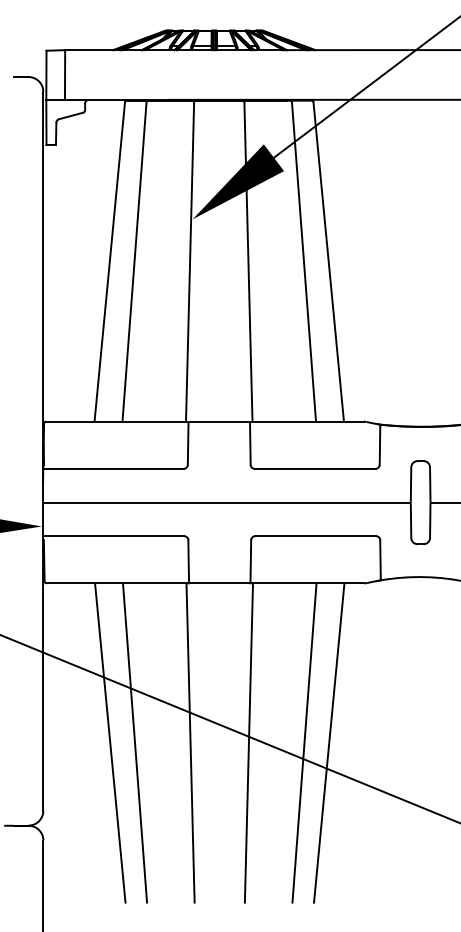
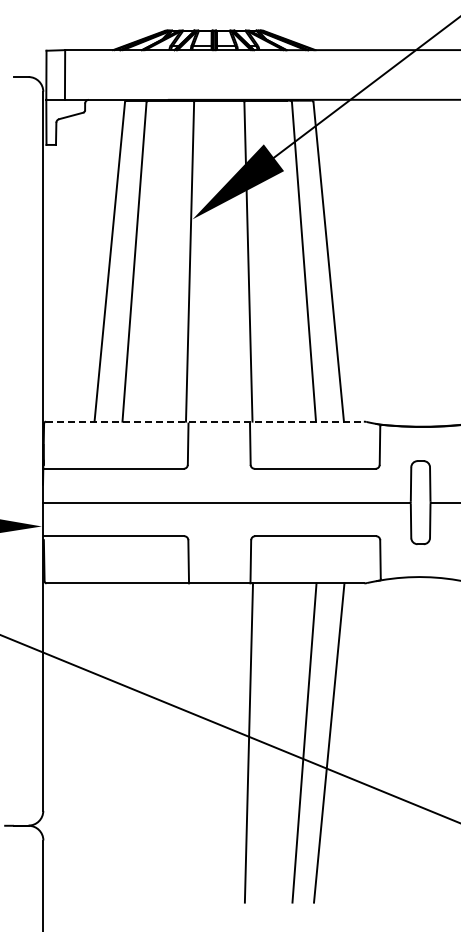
line: solid -> dashed (204, 421)
line: present -> none (110, 742)
line: present -> none (135, 742)
line: present -> none (190, 742)
